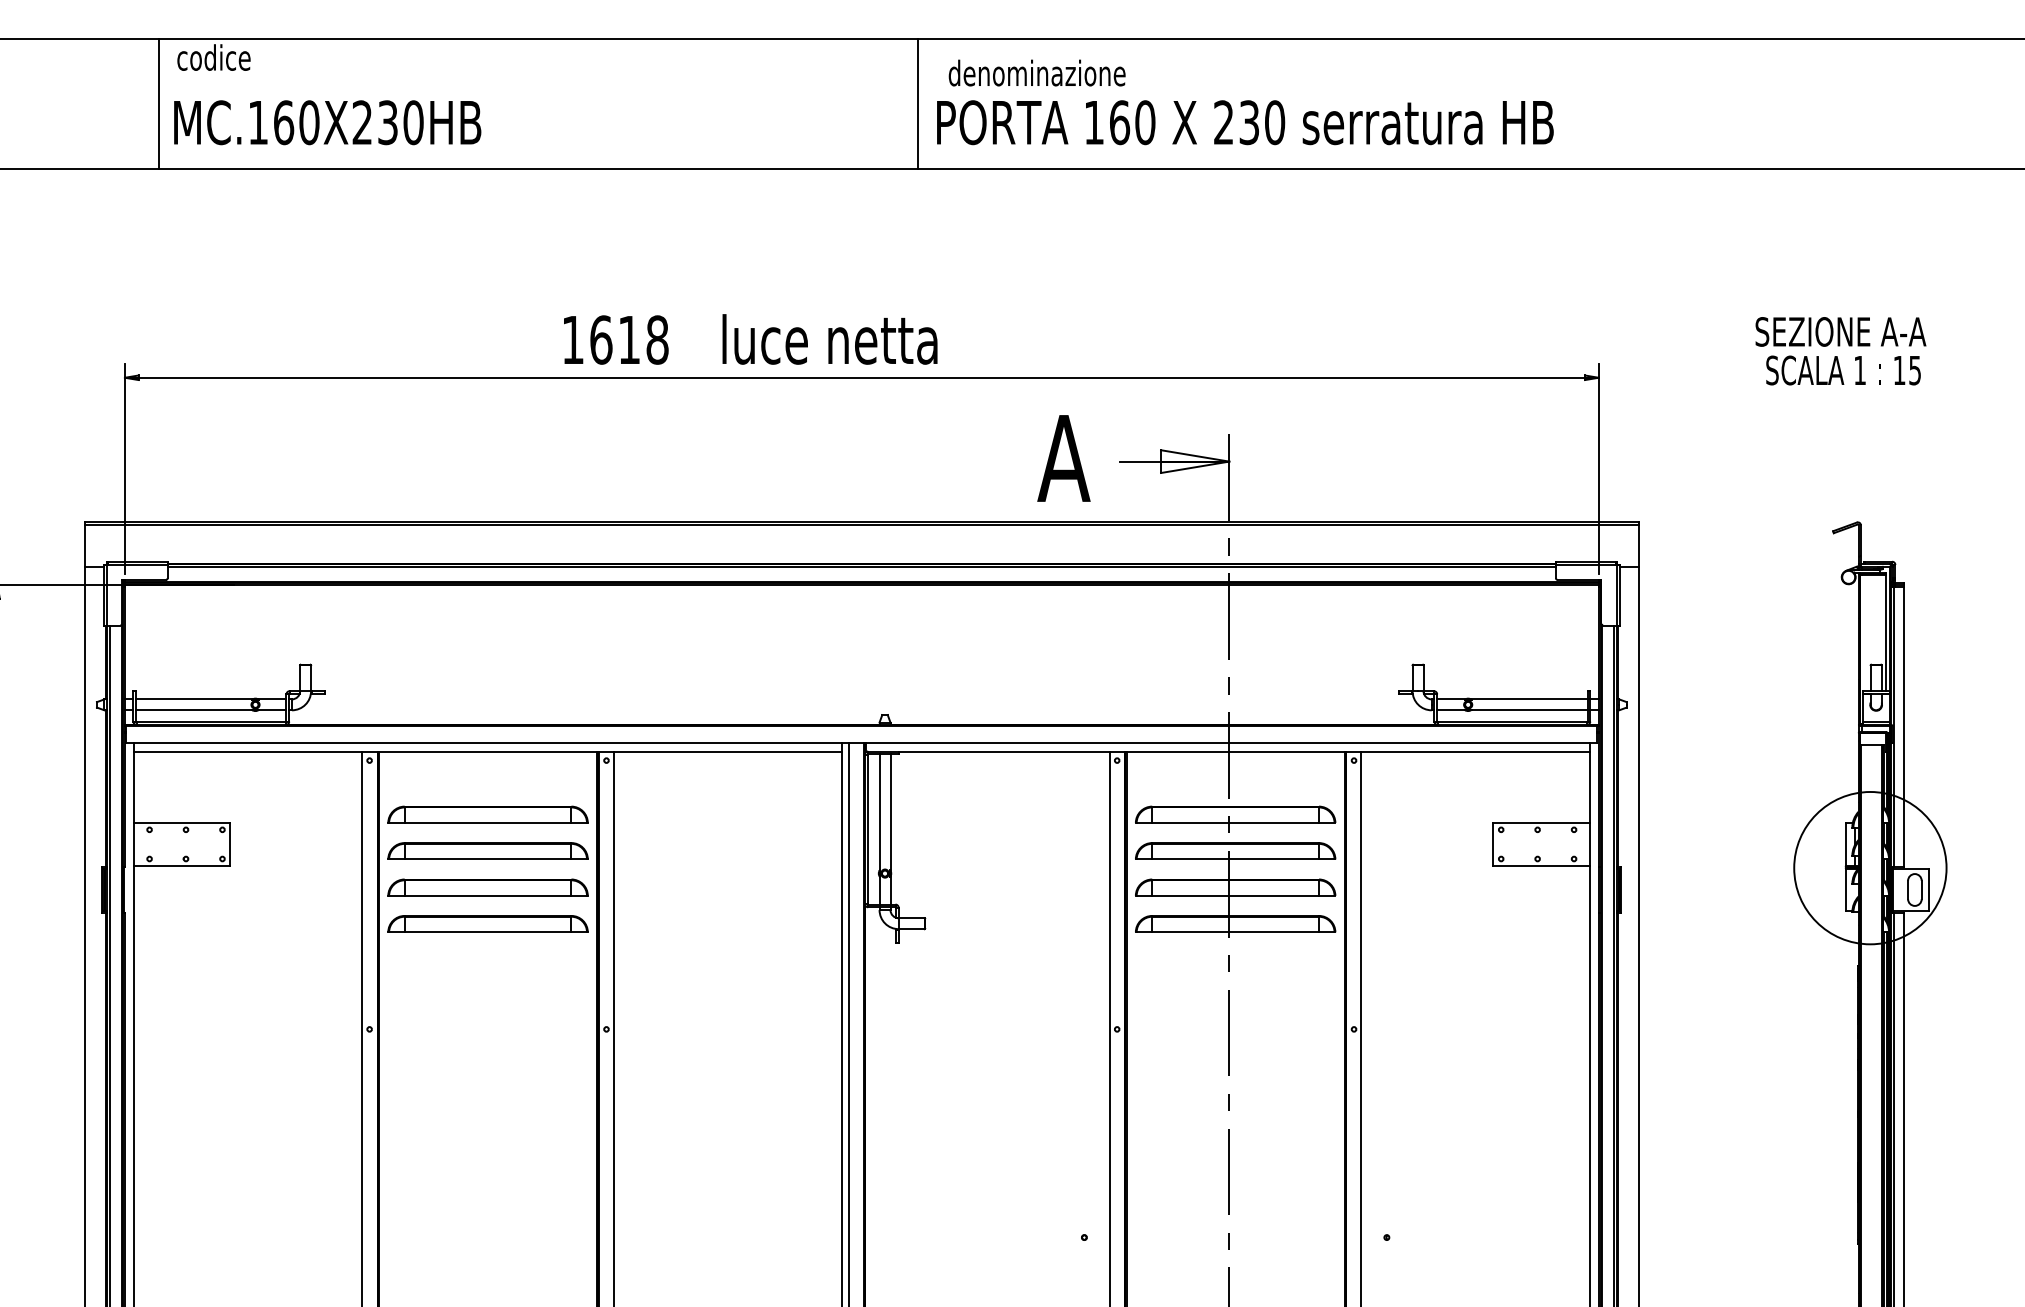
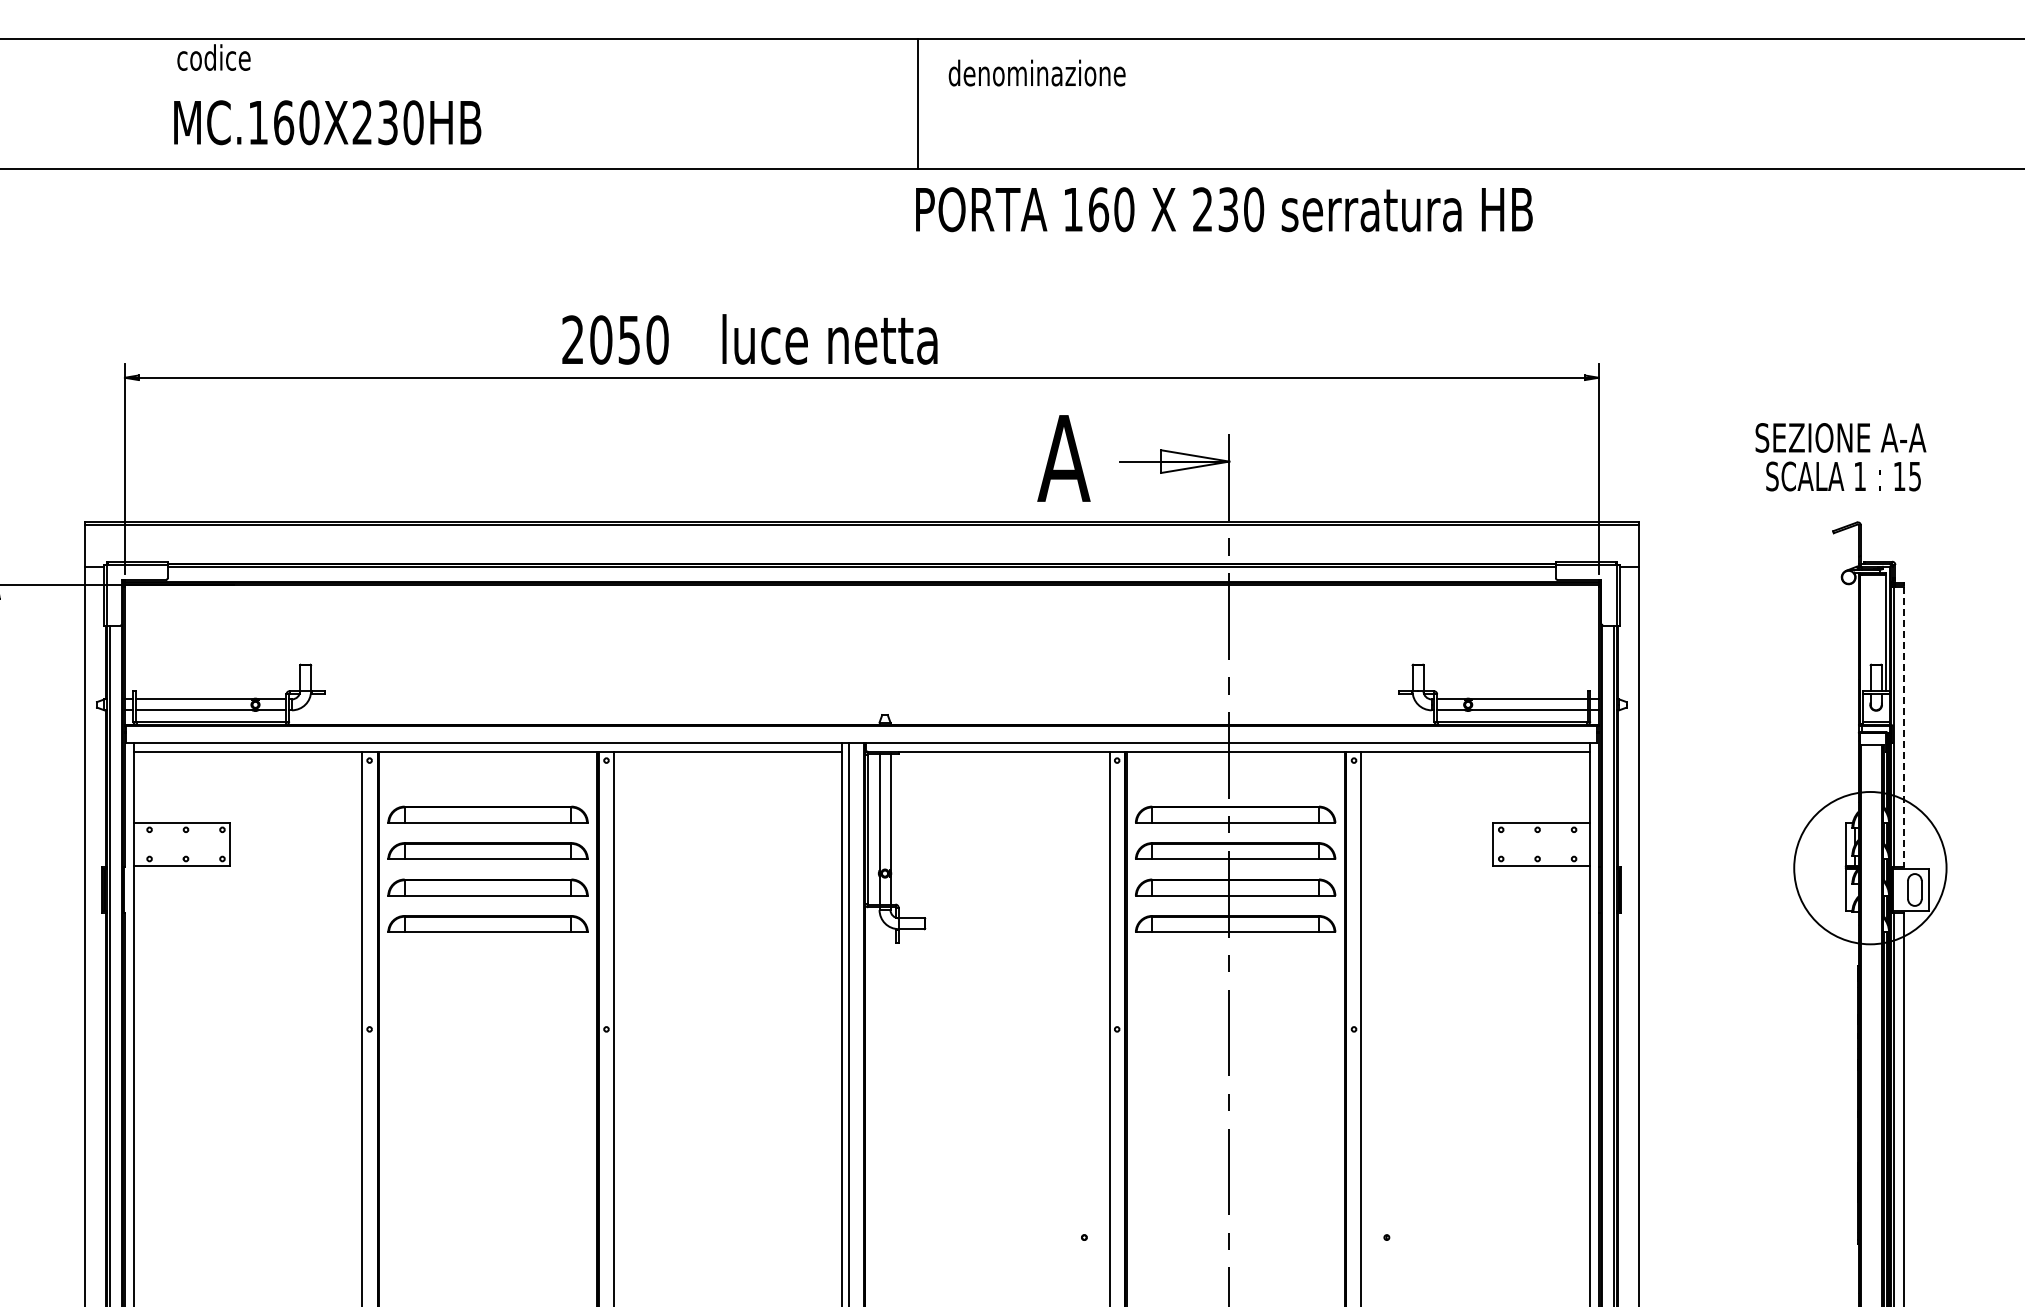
line: present -> none (158, 103)
text position: (1245, 122) -> (1224, 209) (1224, 209)
text: 1618 -> 2050 (615, 339)
text position: (1840, 351) -> (1840, 457) (1840, 457)
line: solid -> dashed (1903, 727)
